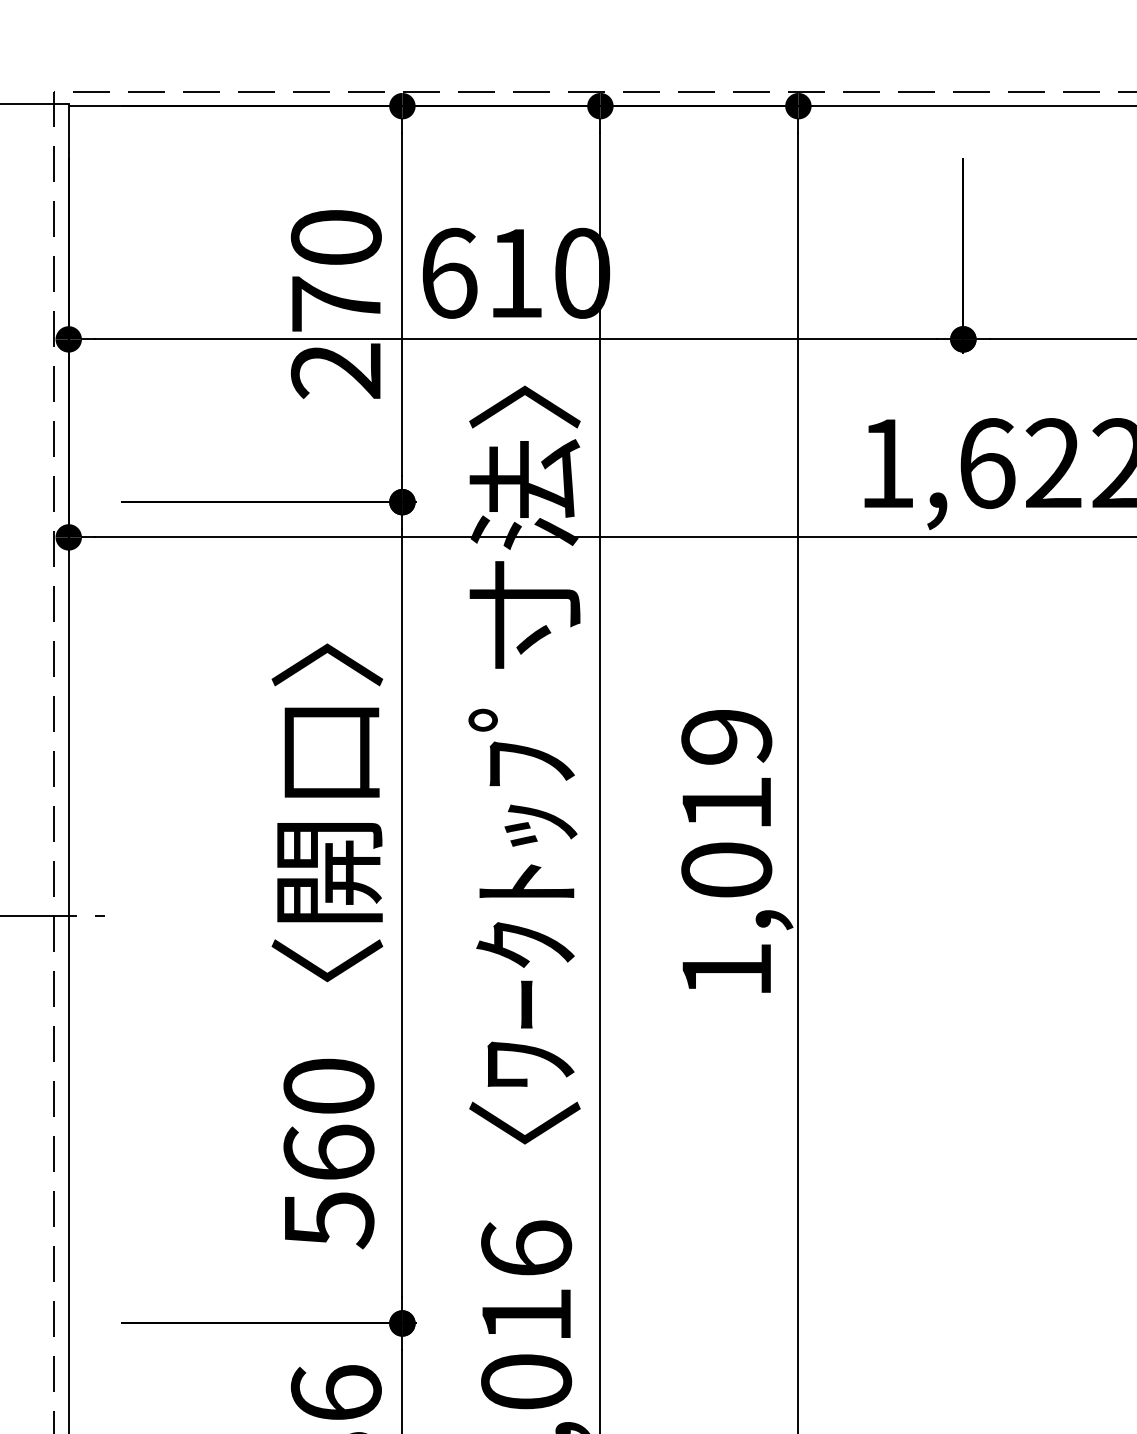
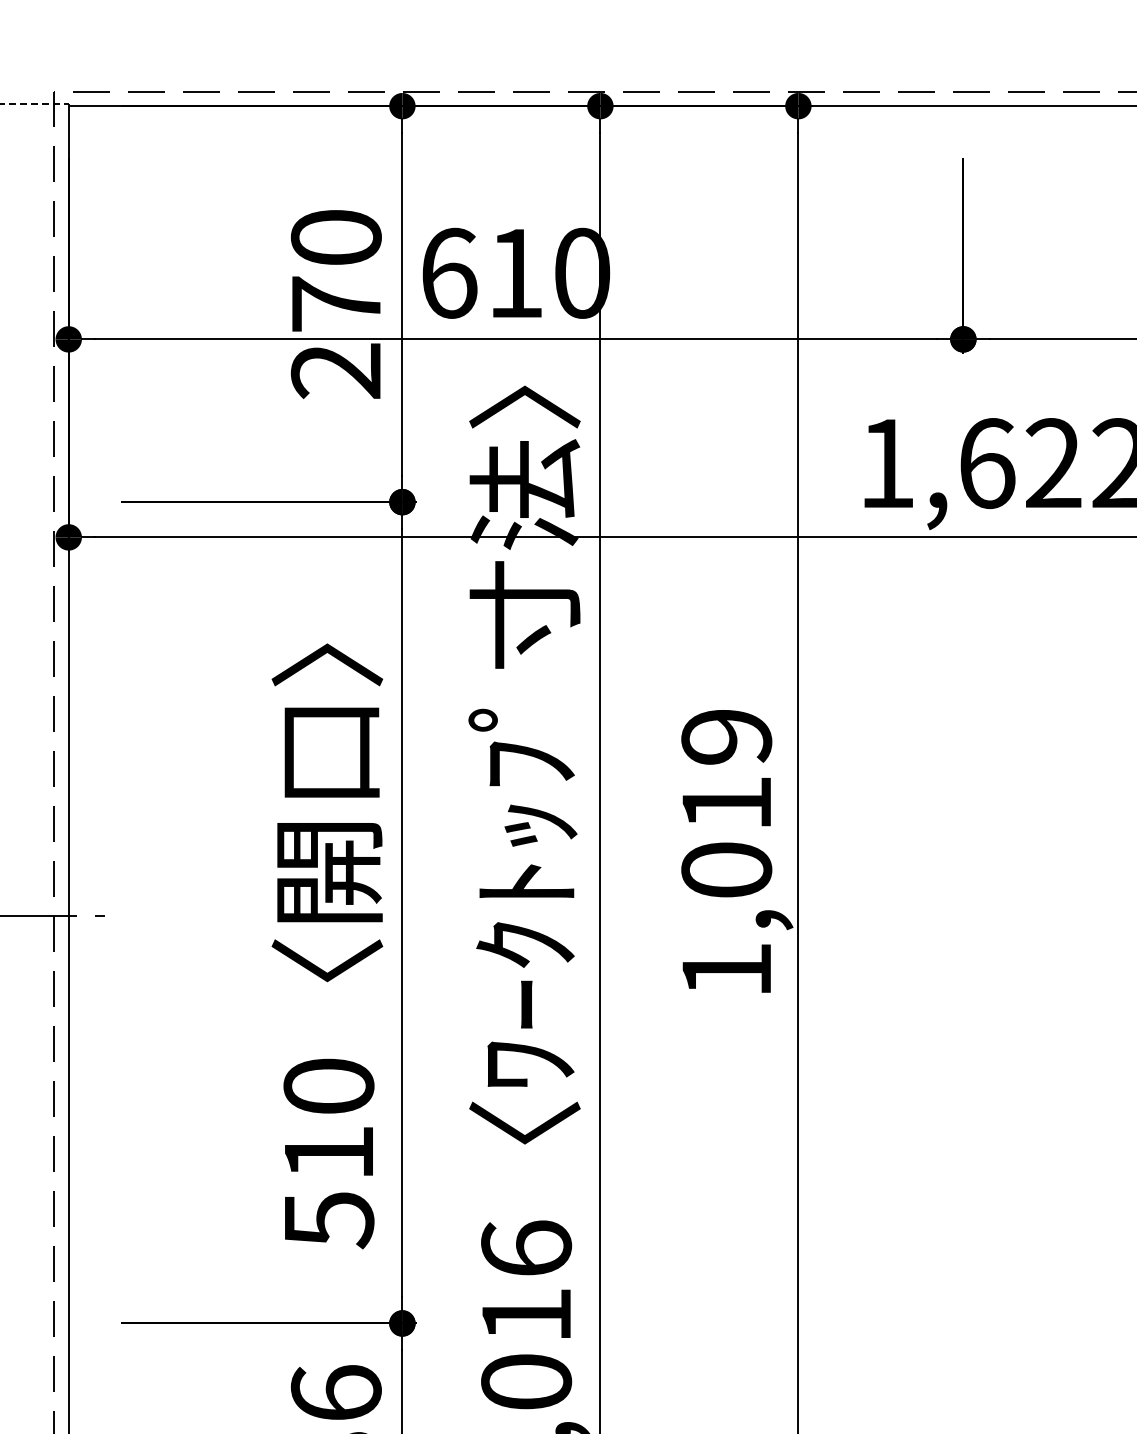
line: solid -> dashed (36, 103)
text: 560 -> 510 (328, 1151)
